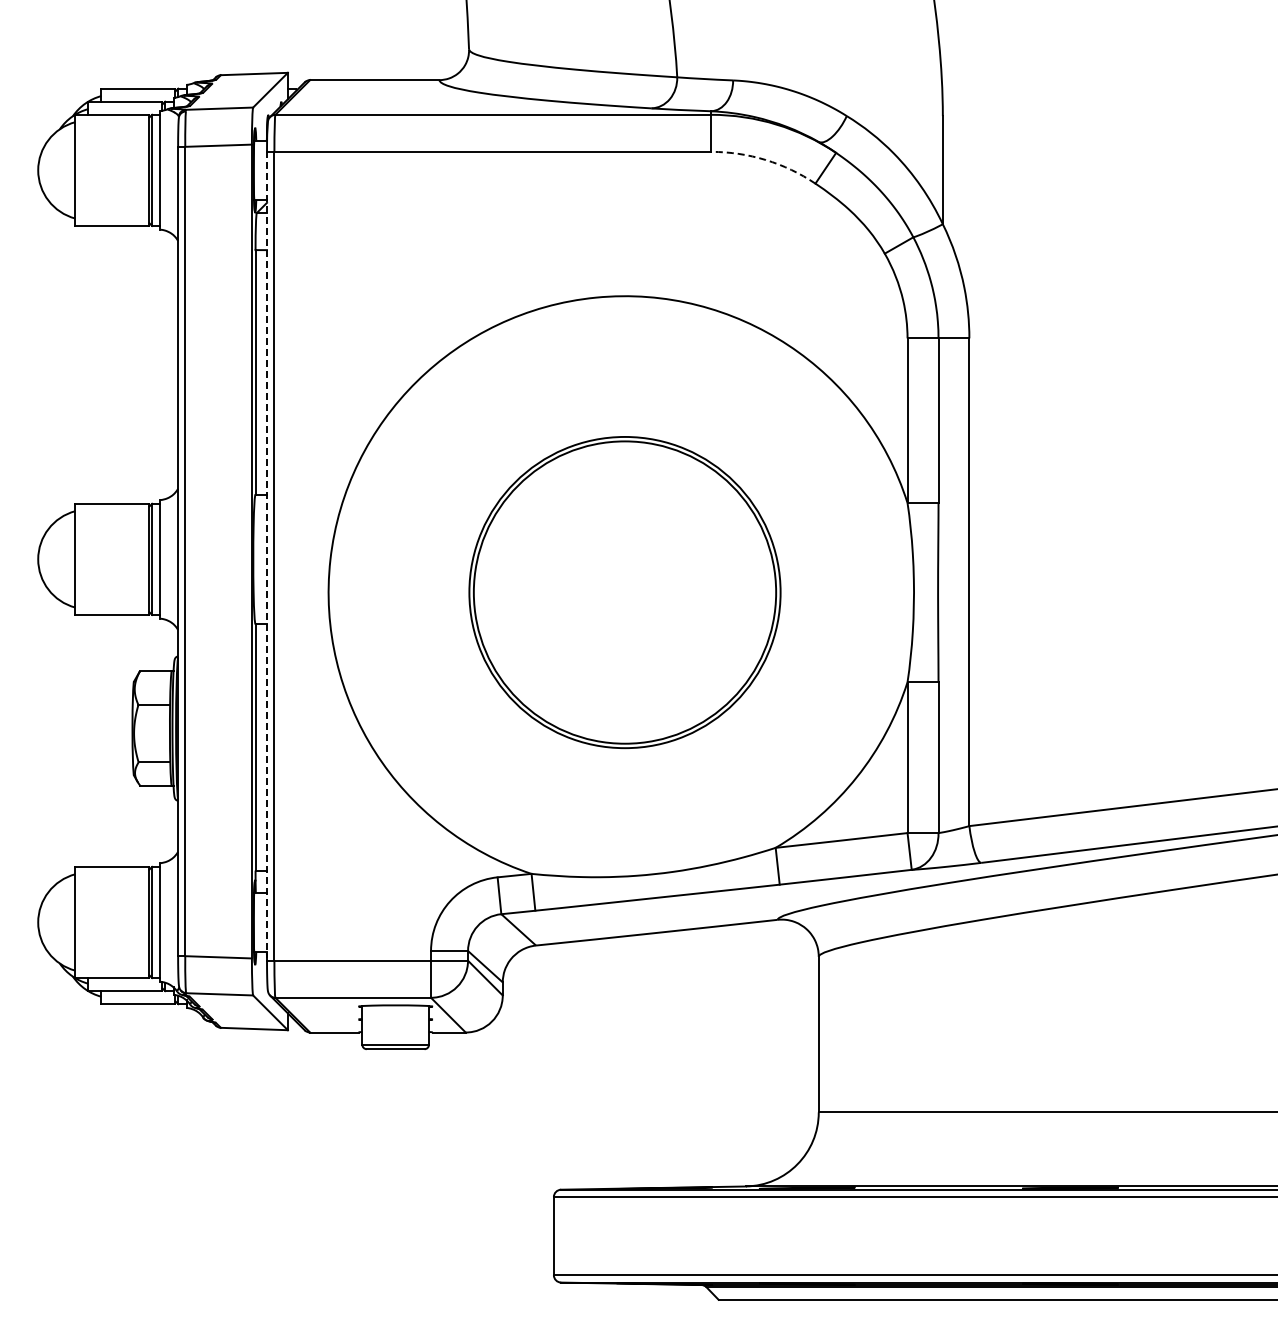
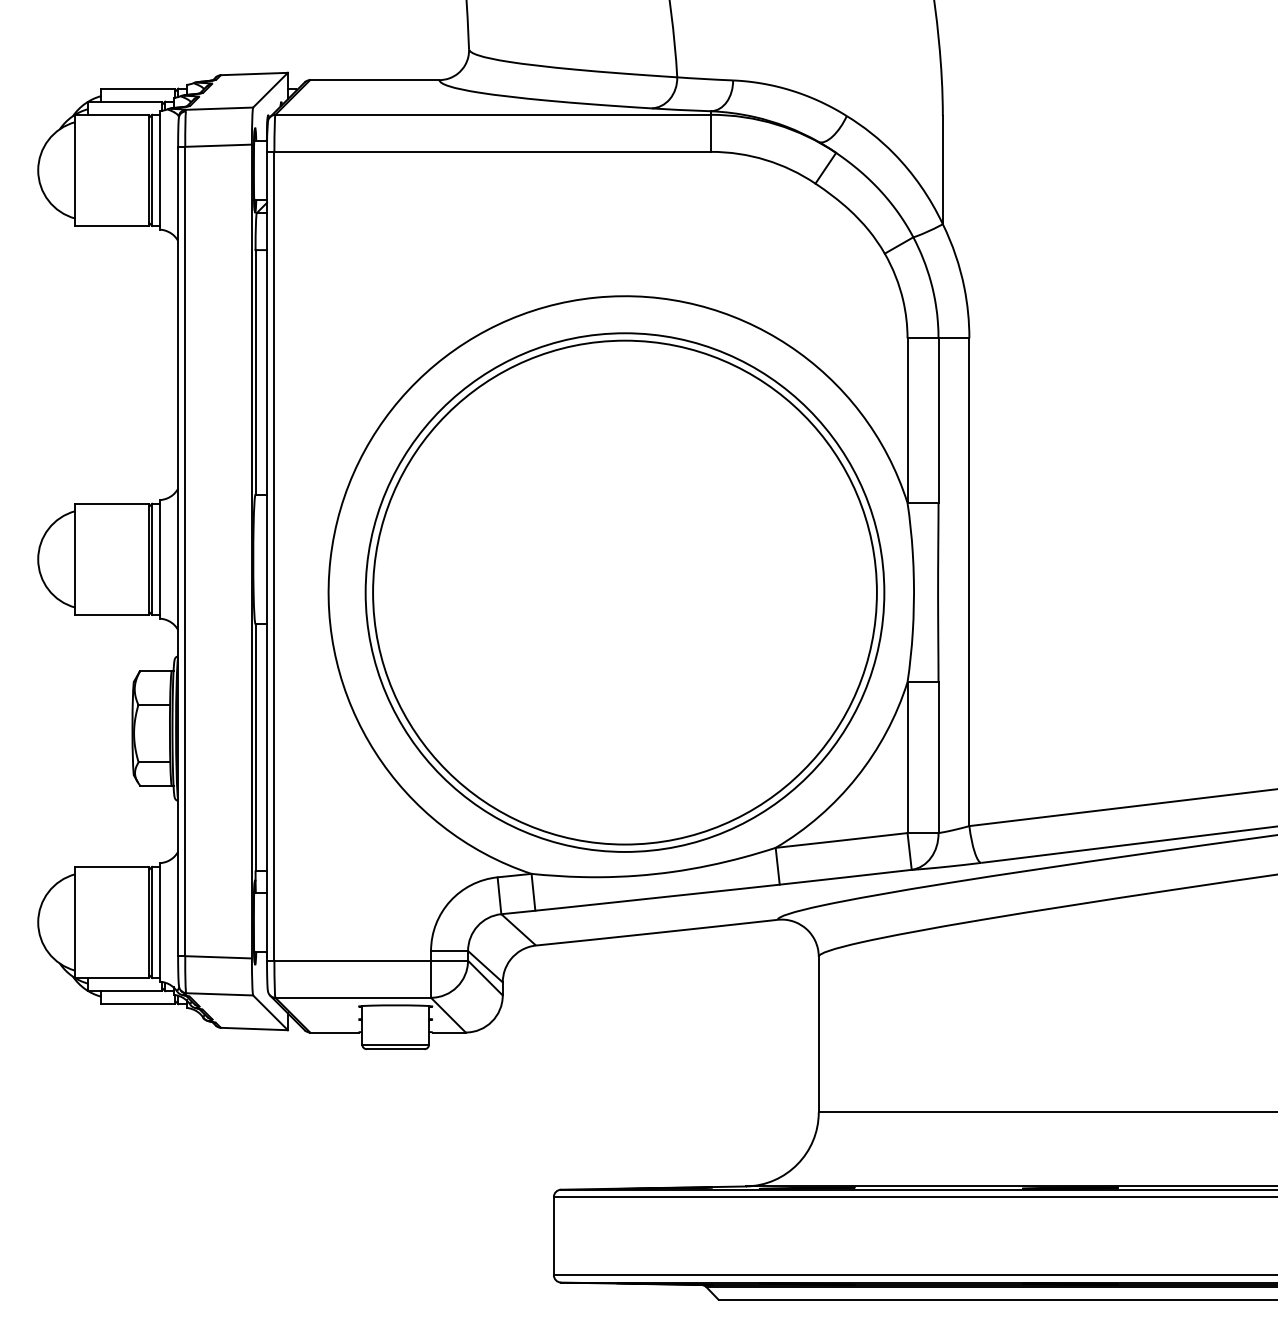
arc: dashed -> solid (765, 160)
line: dashed -> solid (267, 555)
part size: 314x314 px -> 522x521 px (624, 592)
